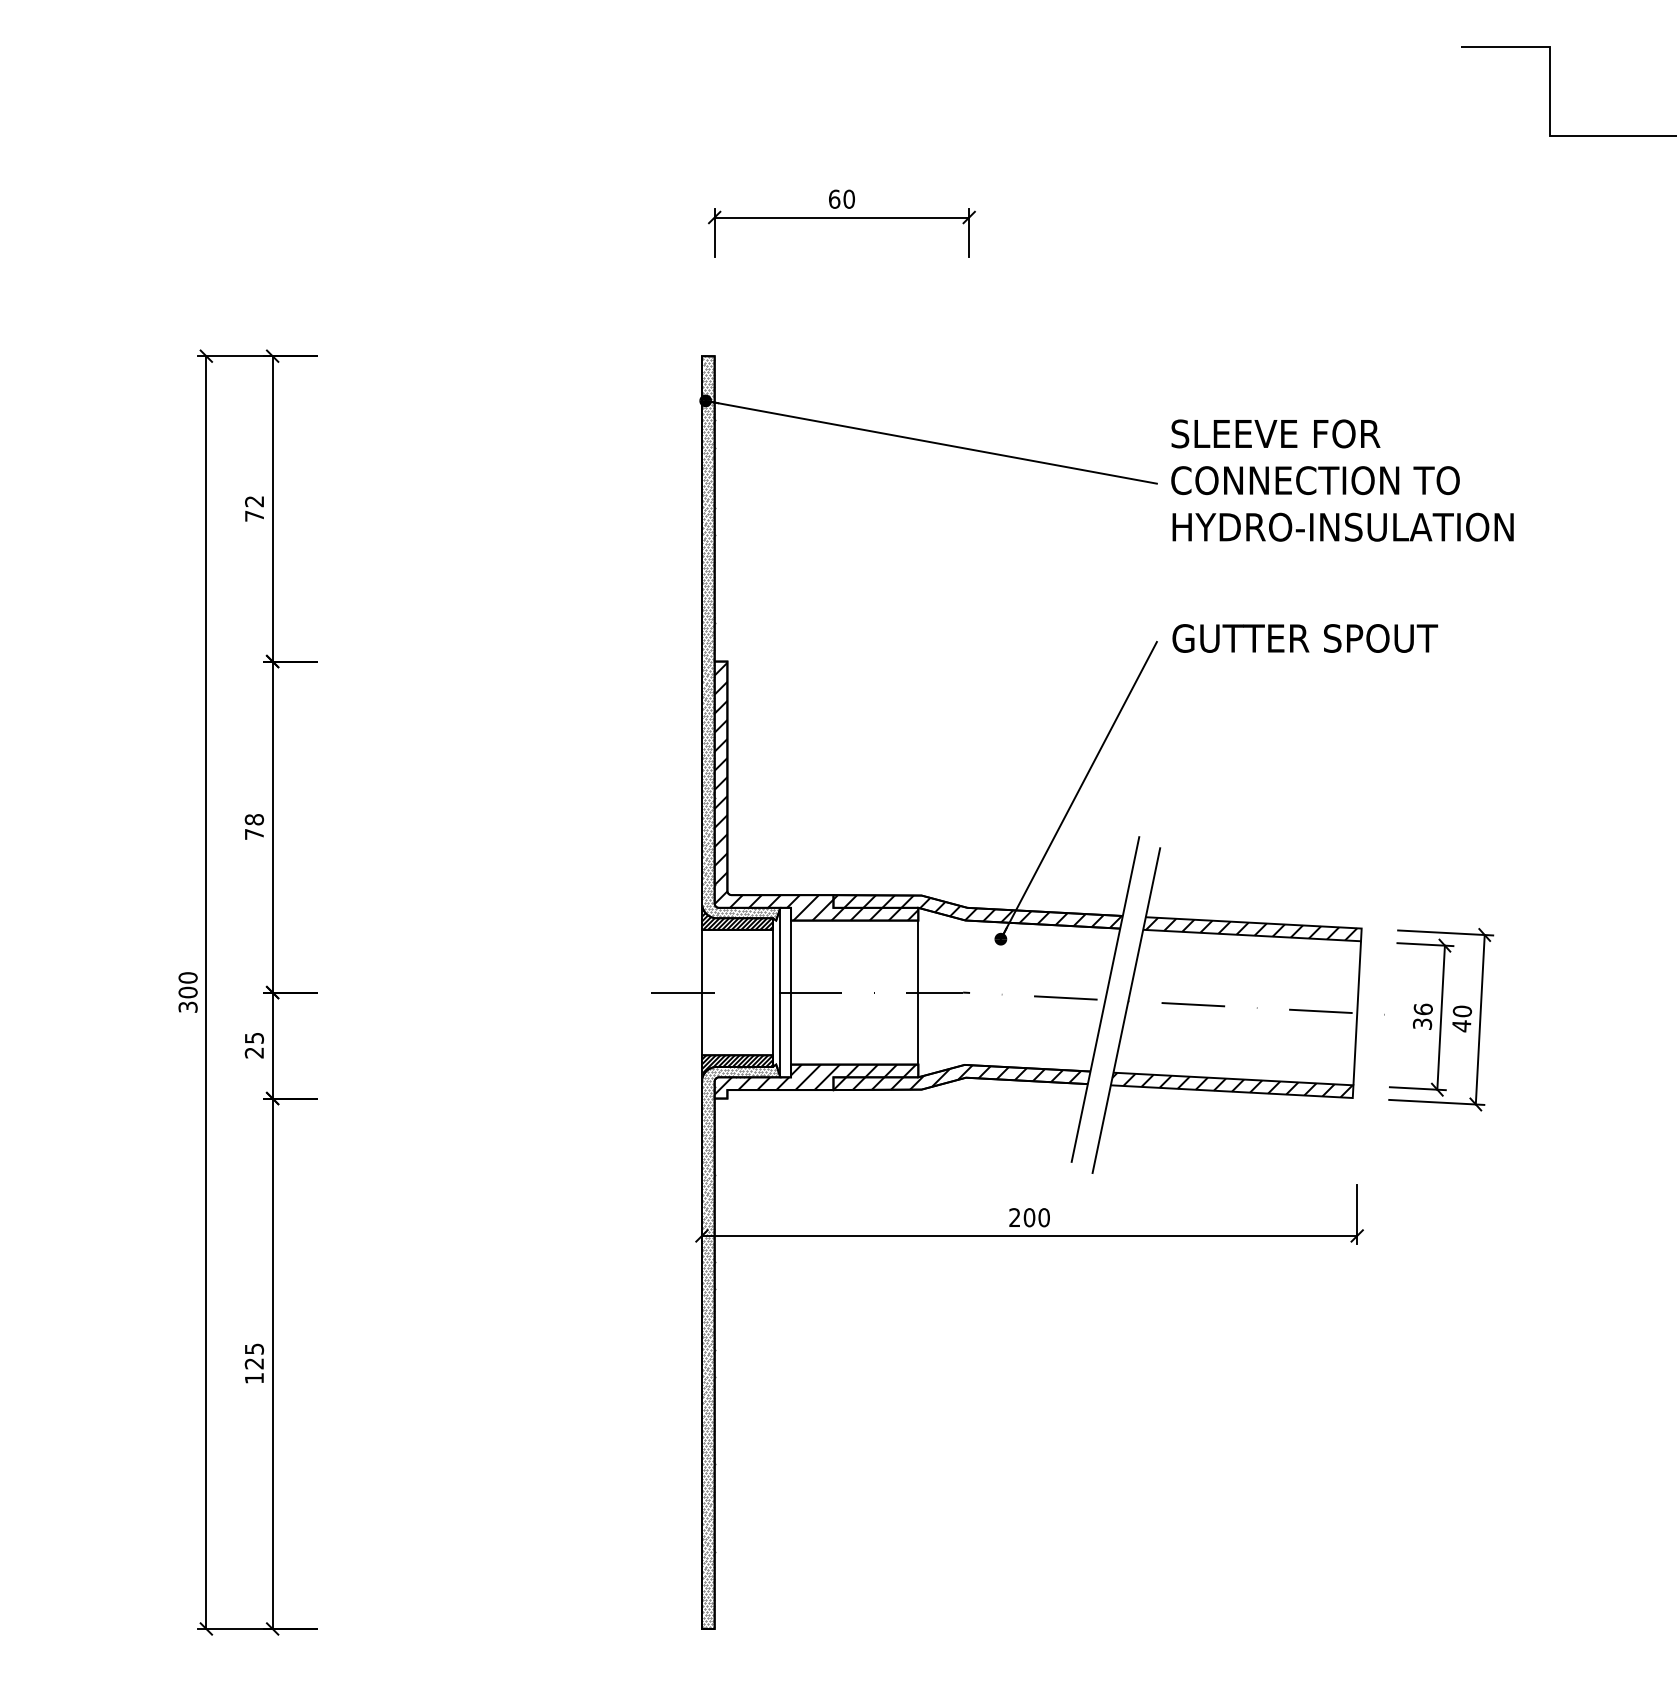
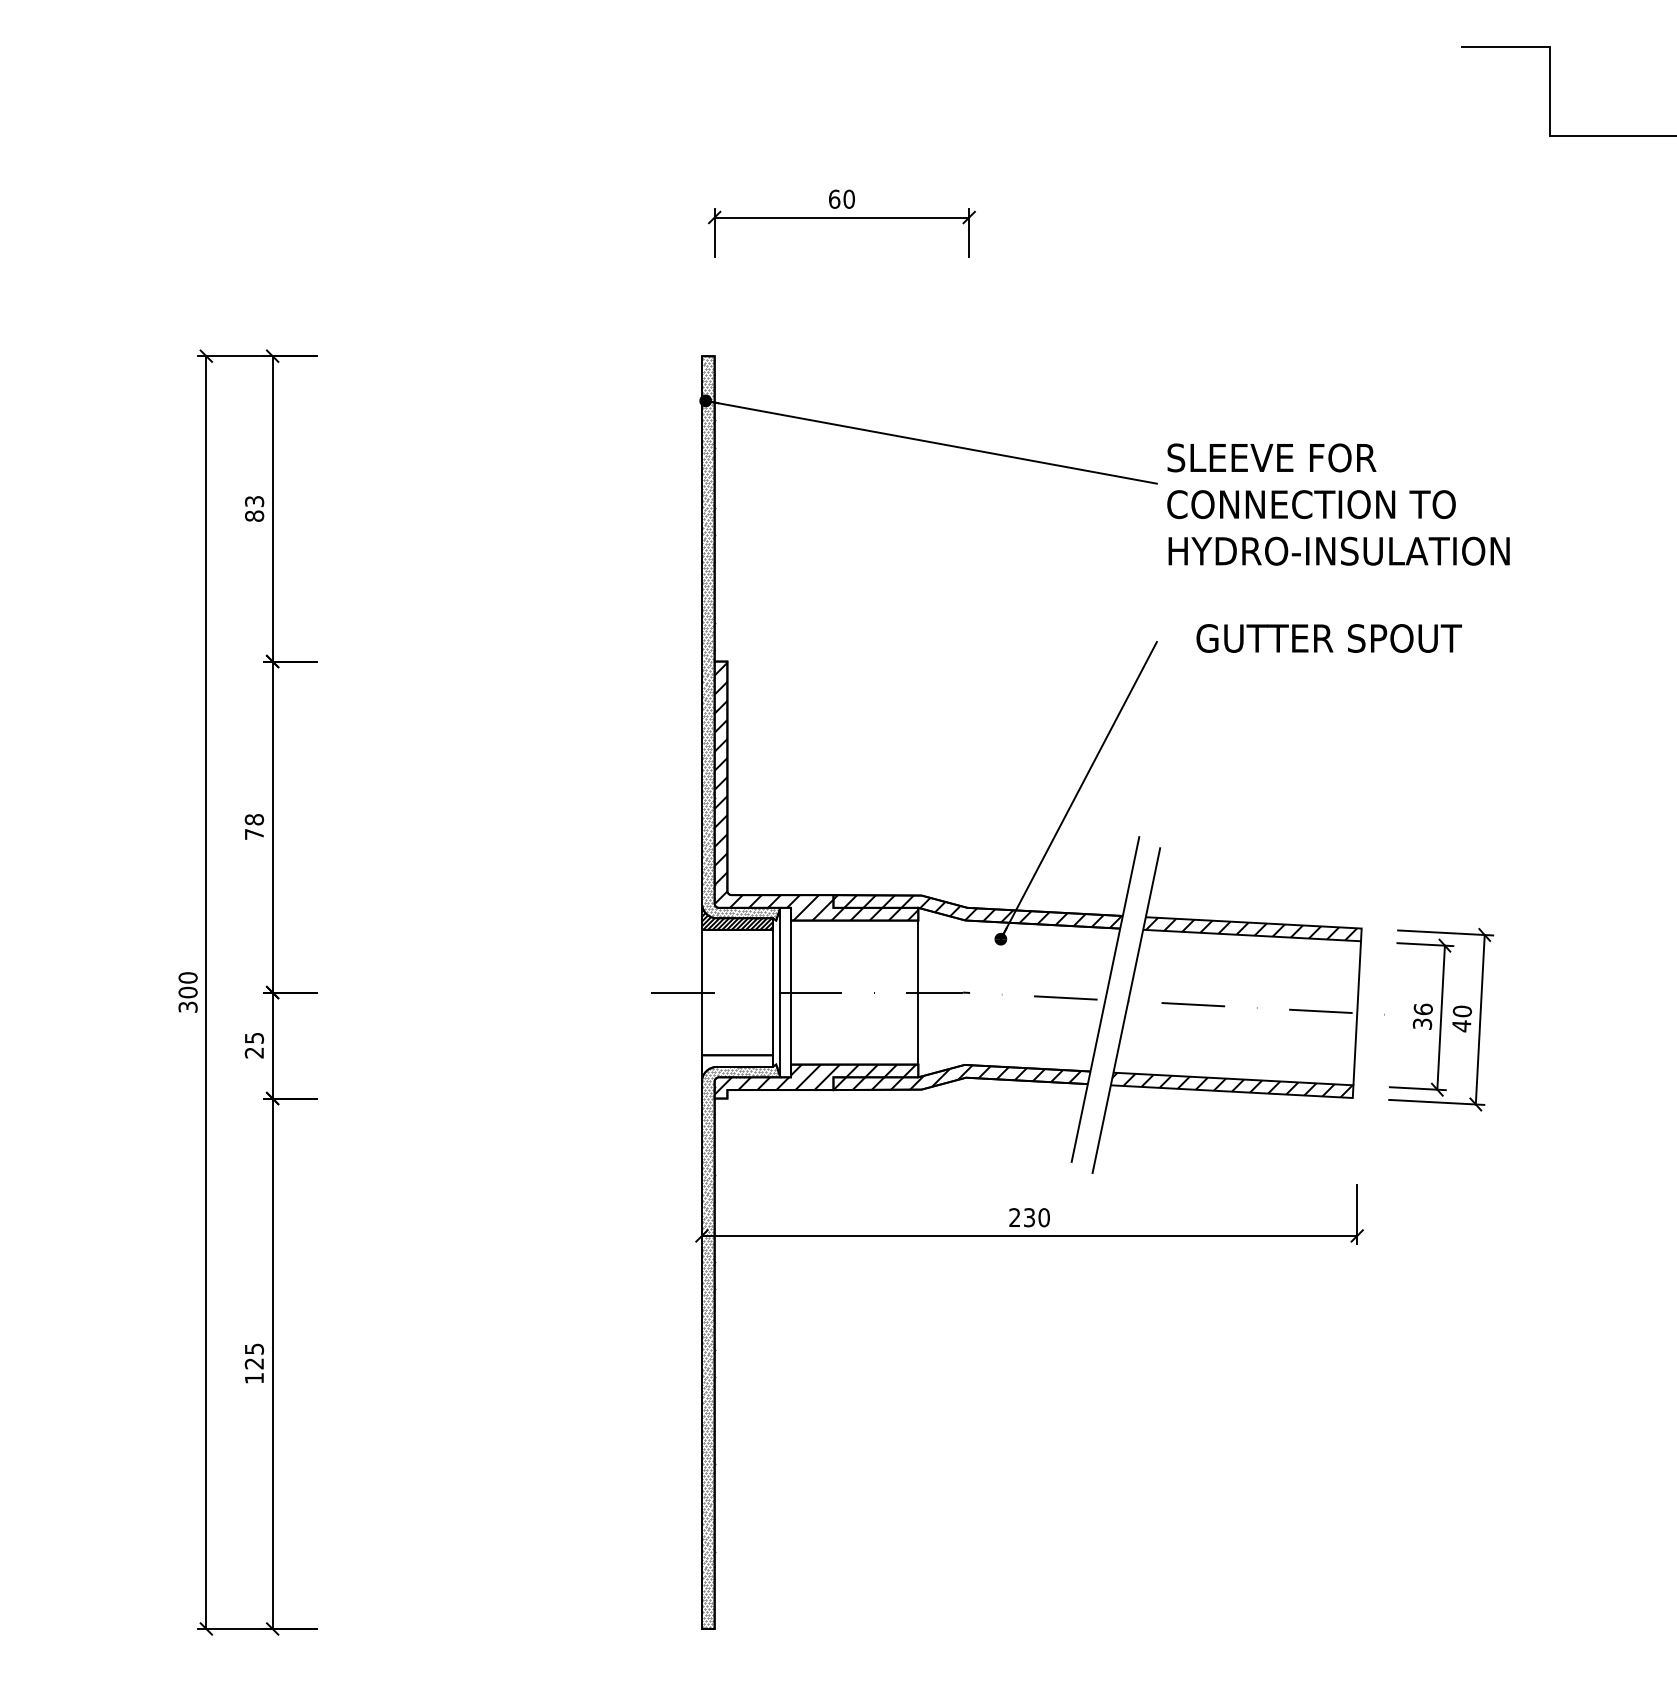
text position: (1342, 480) -> (1338, 504) (1338, 504)
text: 72 -> 83 (254, 508)
text position: (1305, 638) -> (1329, 638) (1329, 638)
hatch: present -> none (736, 1066)
text: 200 -> 230 (1029, 1217)
